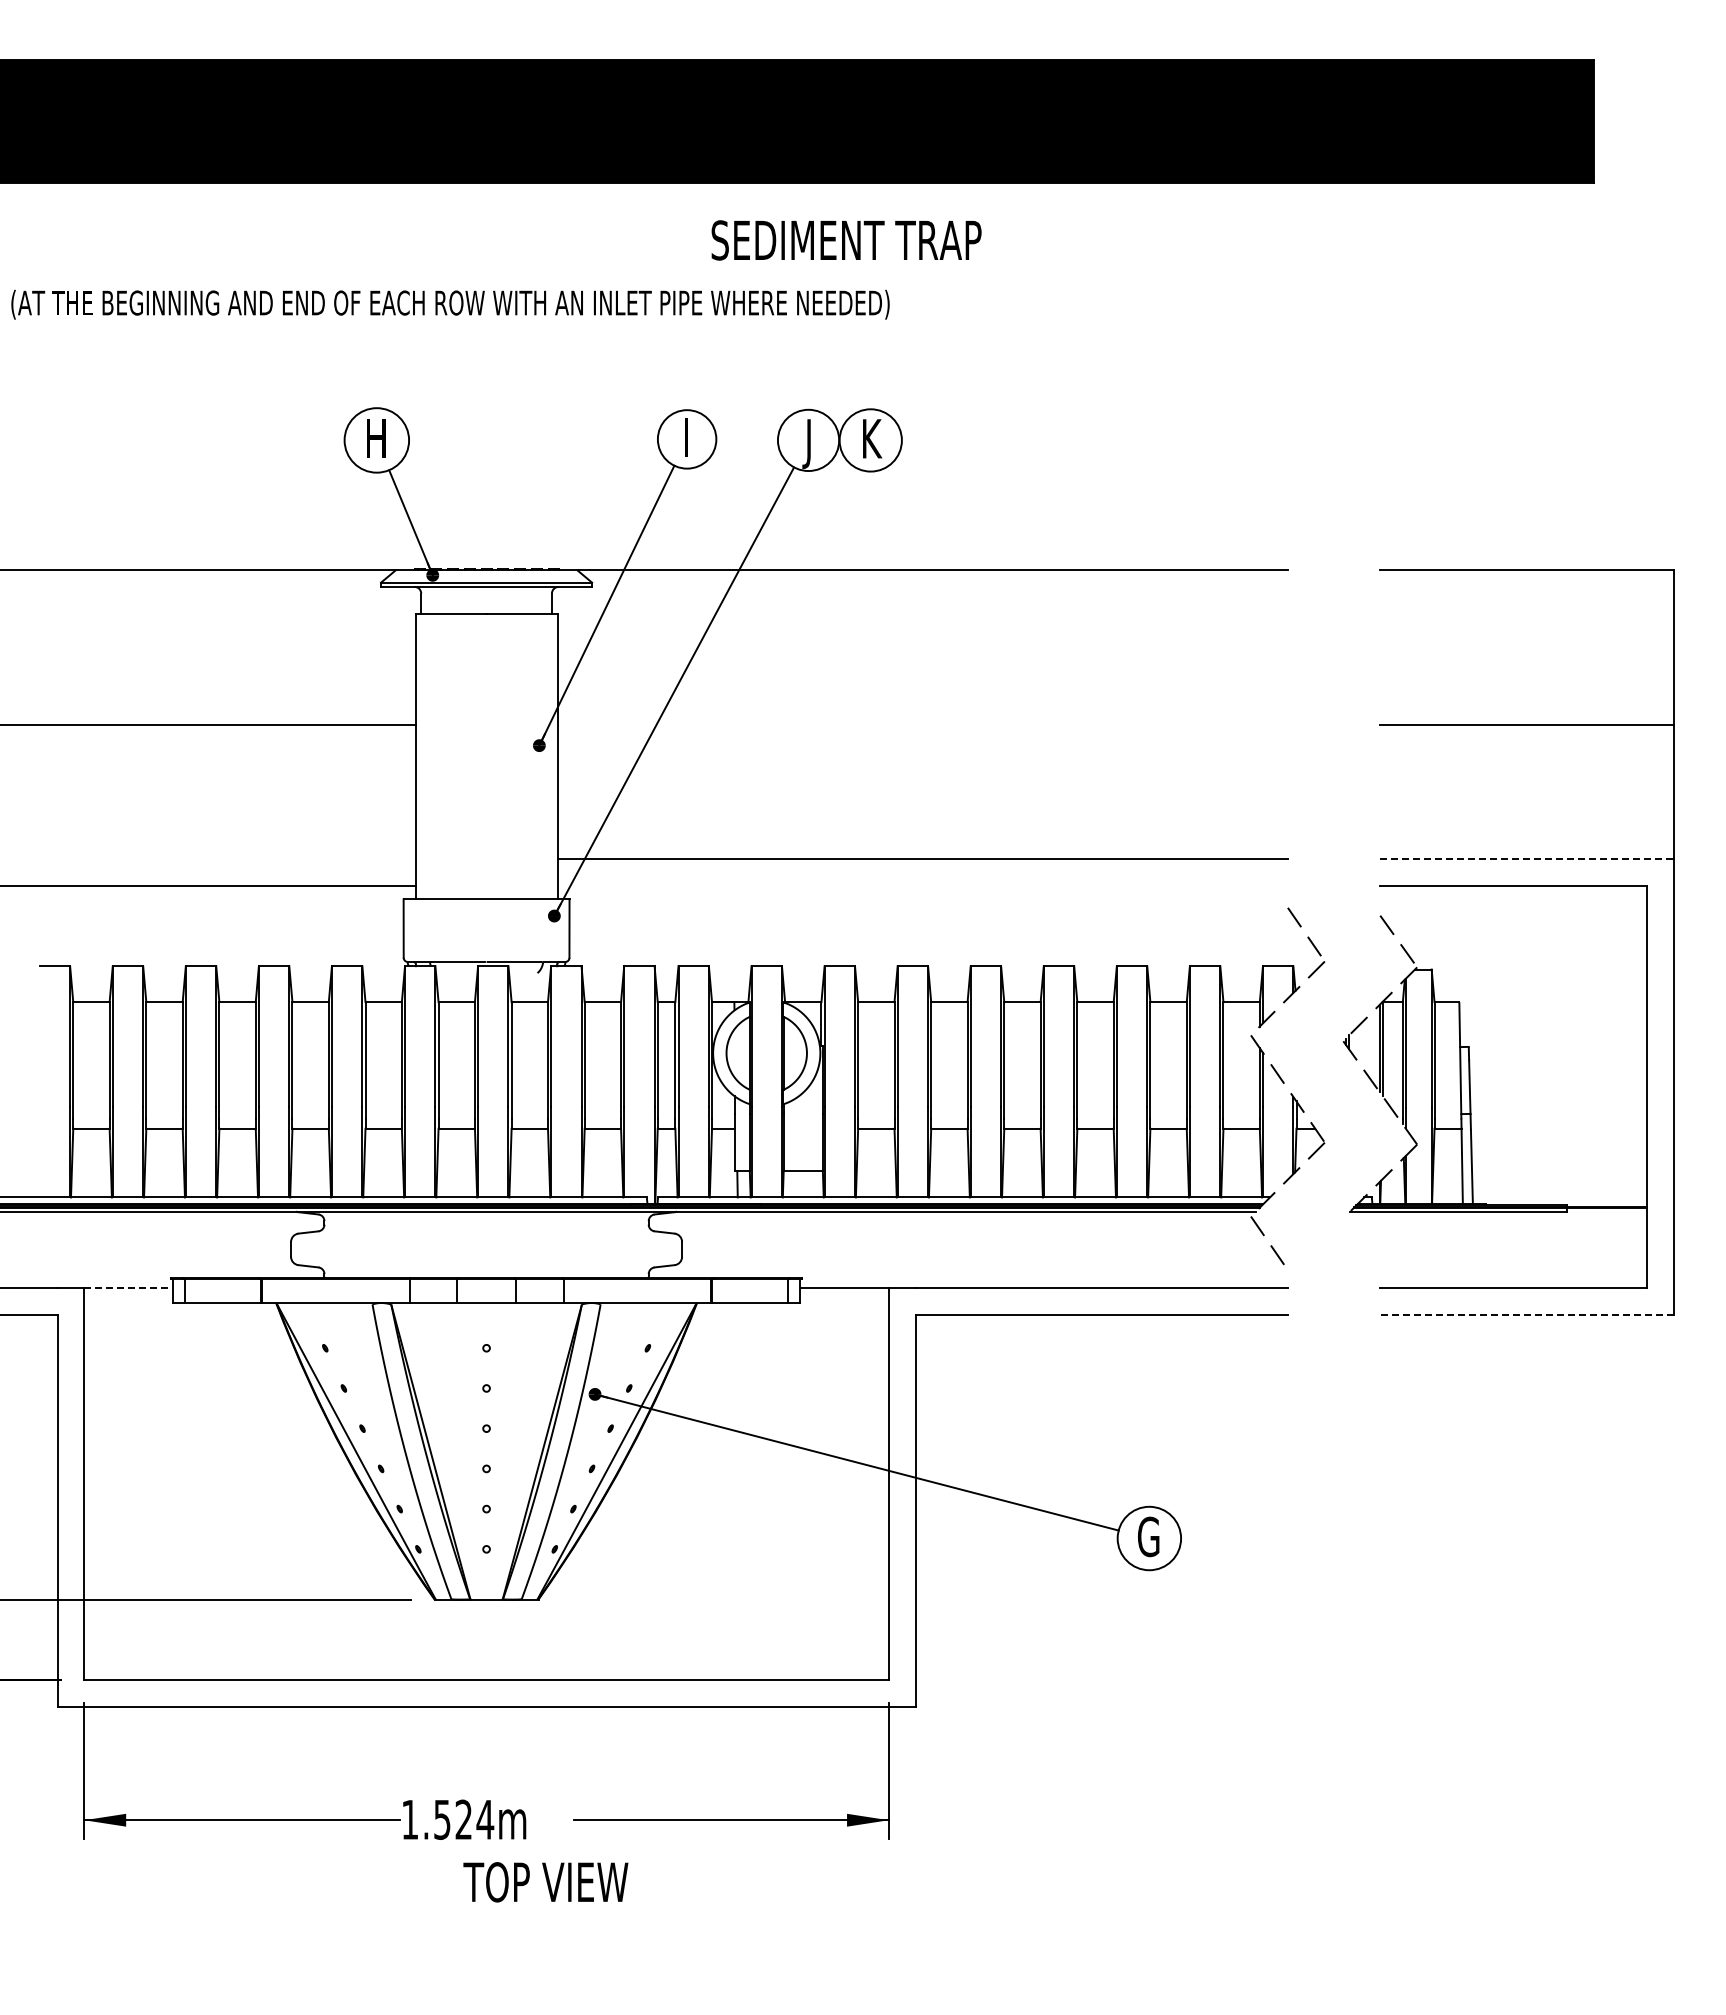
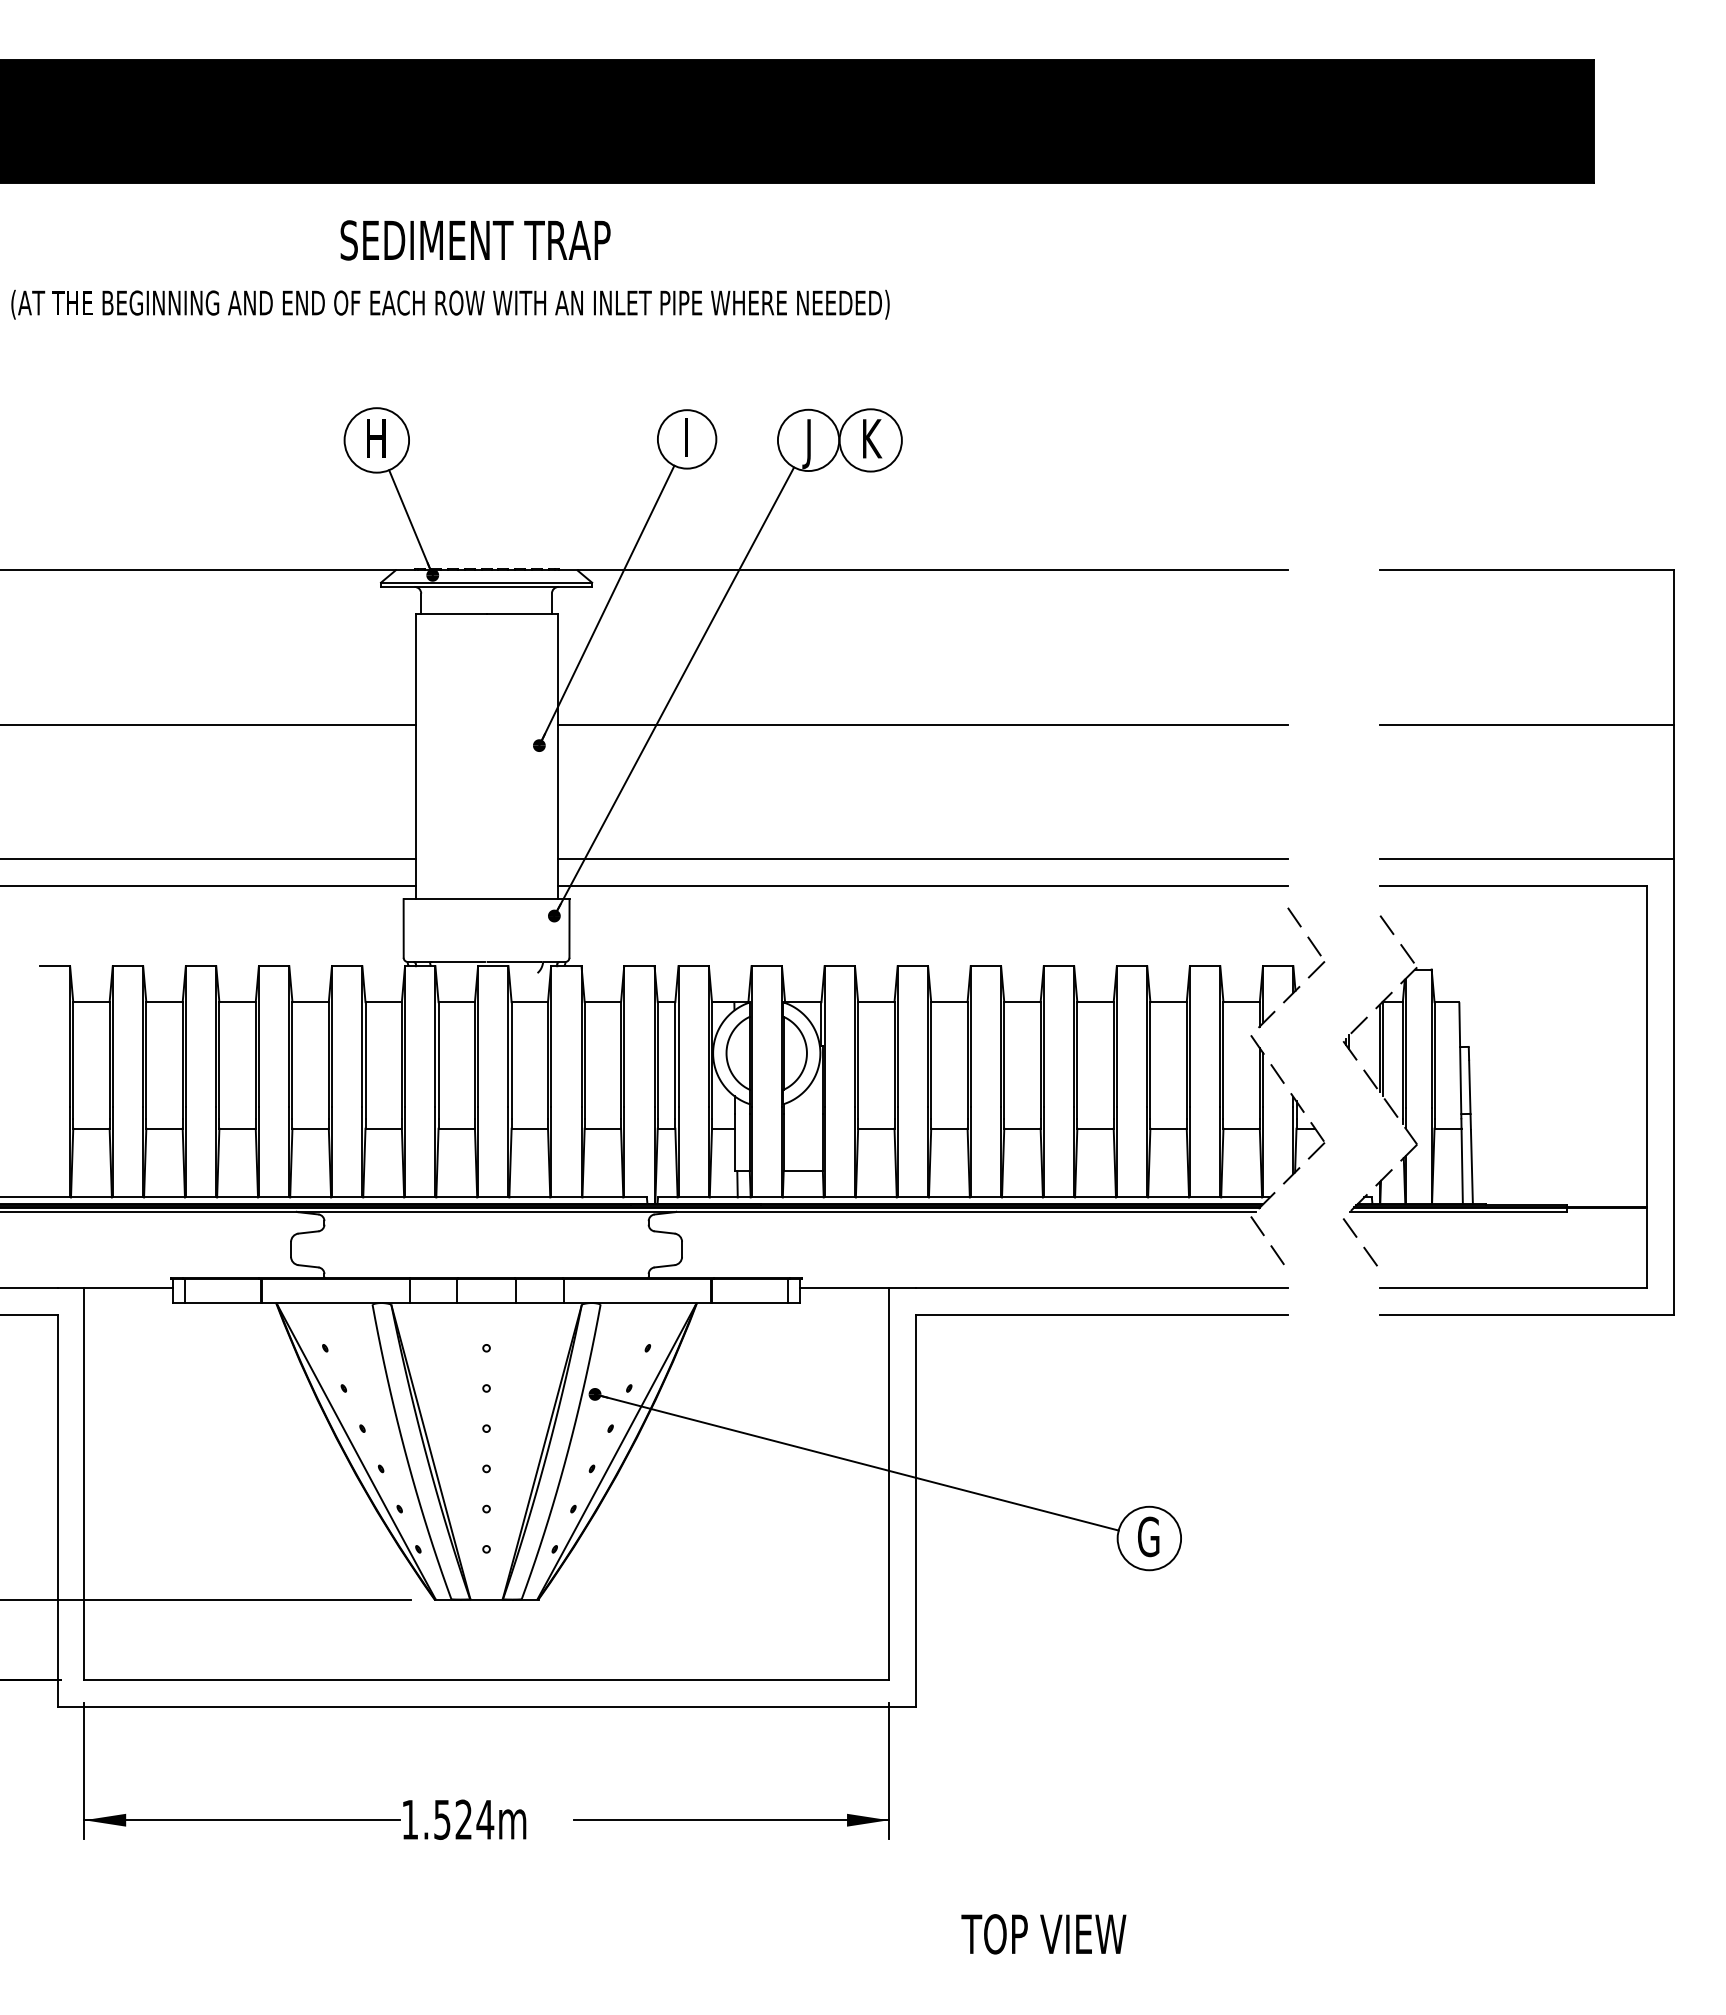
text position: (846, 240) -> (475, 240) (475, 240)
line: none -> present (922, 724)
line: none -> present (208, 858)
line: dashed -> solid (1527, 858)
line: none -> present (922, 885)
line: none -> present (1357, 1237)
line: dashed -> solid (129, 1287)
line: dashed -> solid (1527, 1314)
text position: (545, 1882) -> (1043, 1934) (1043, 1934)
